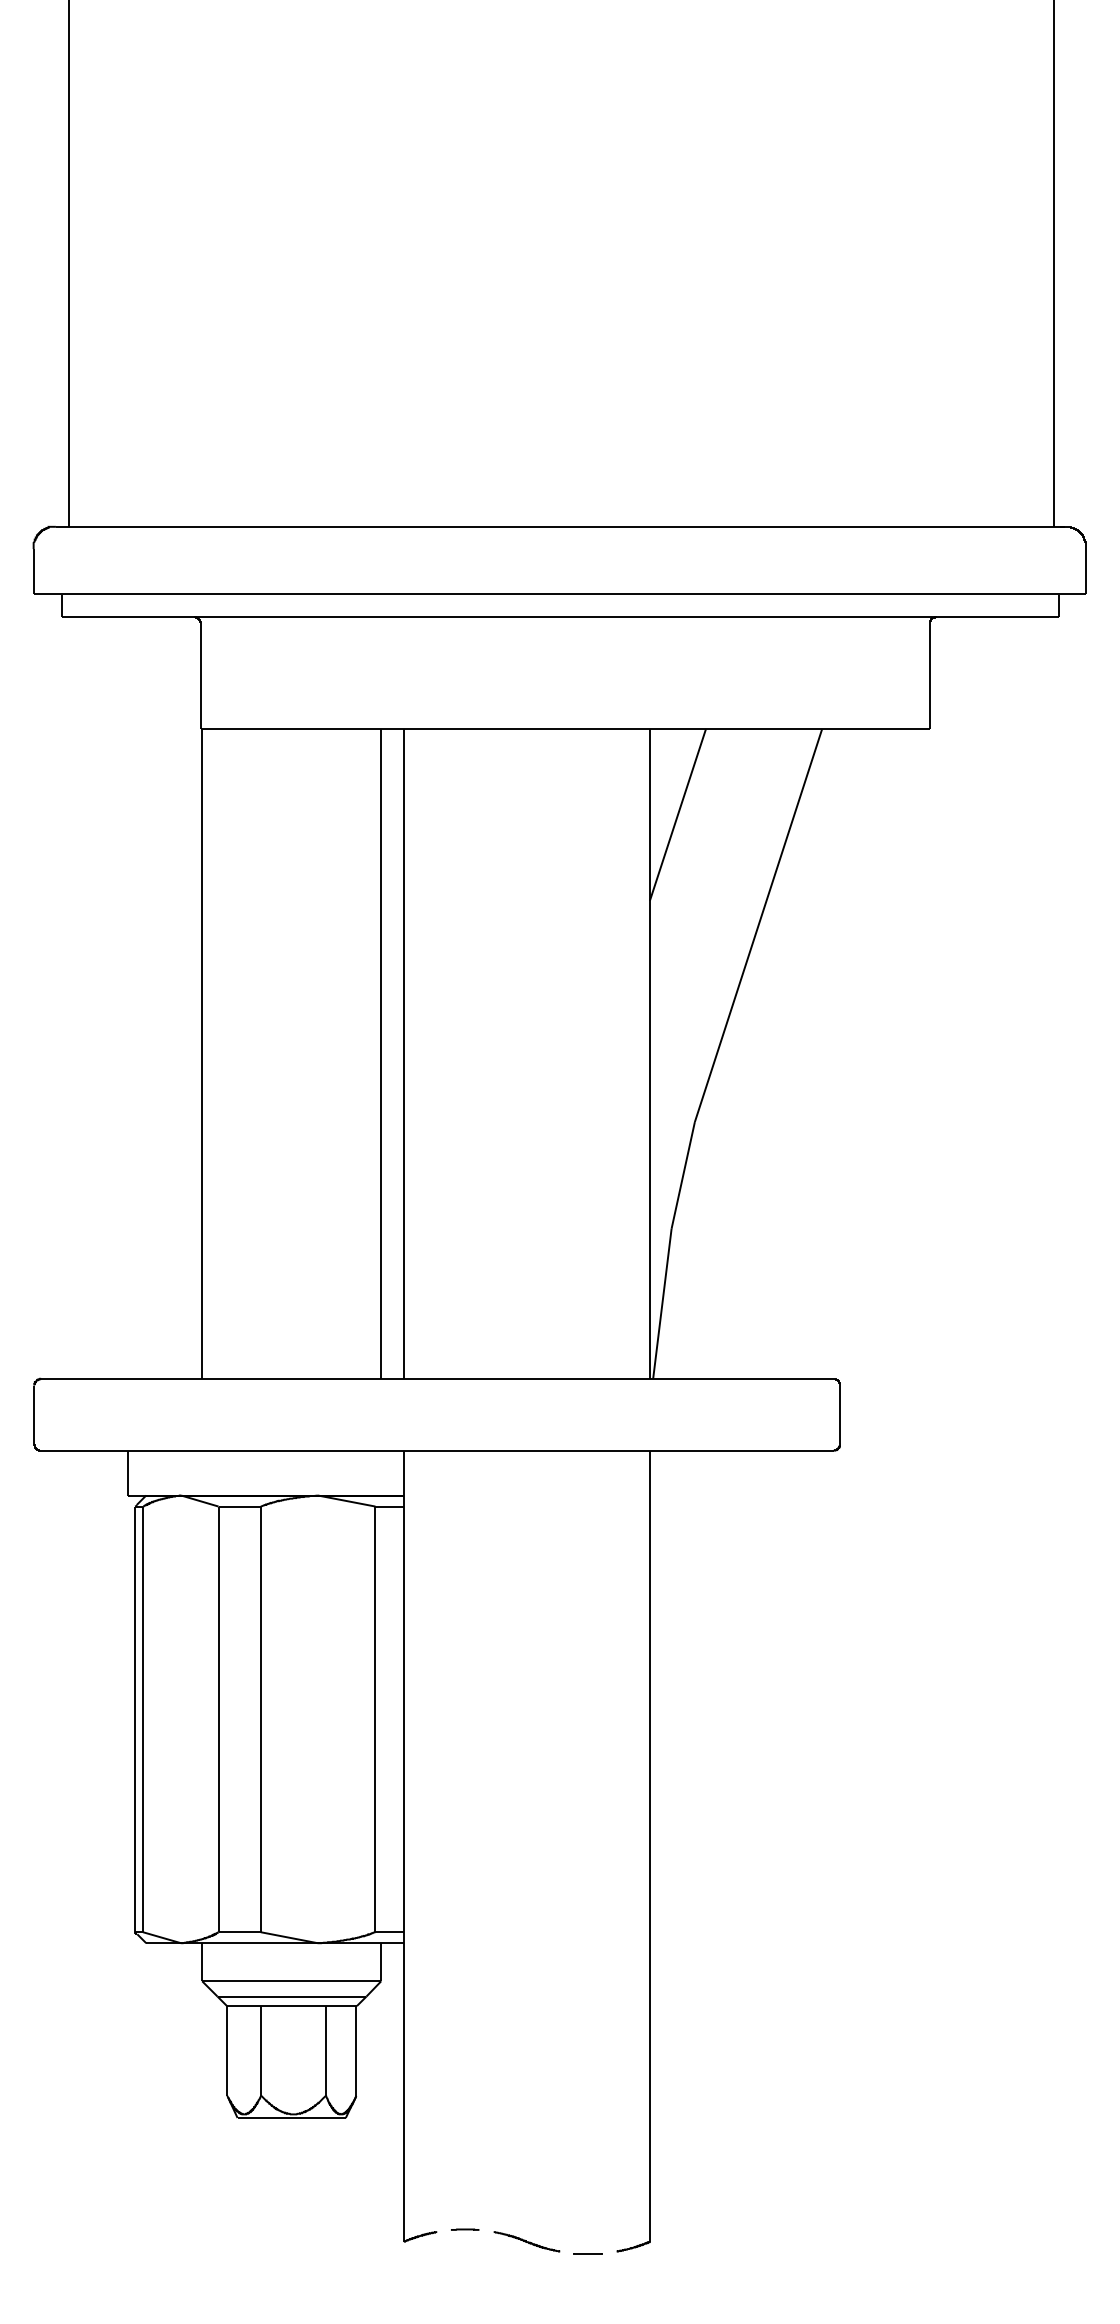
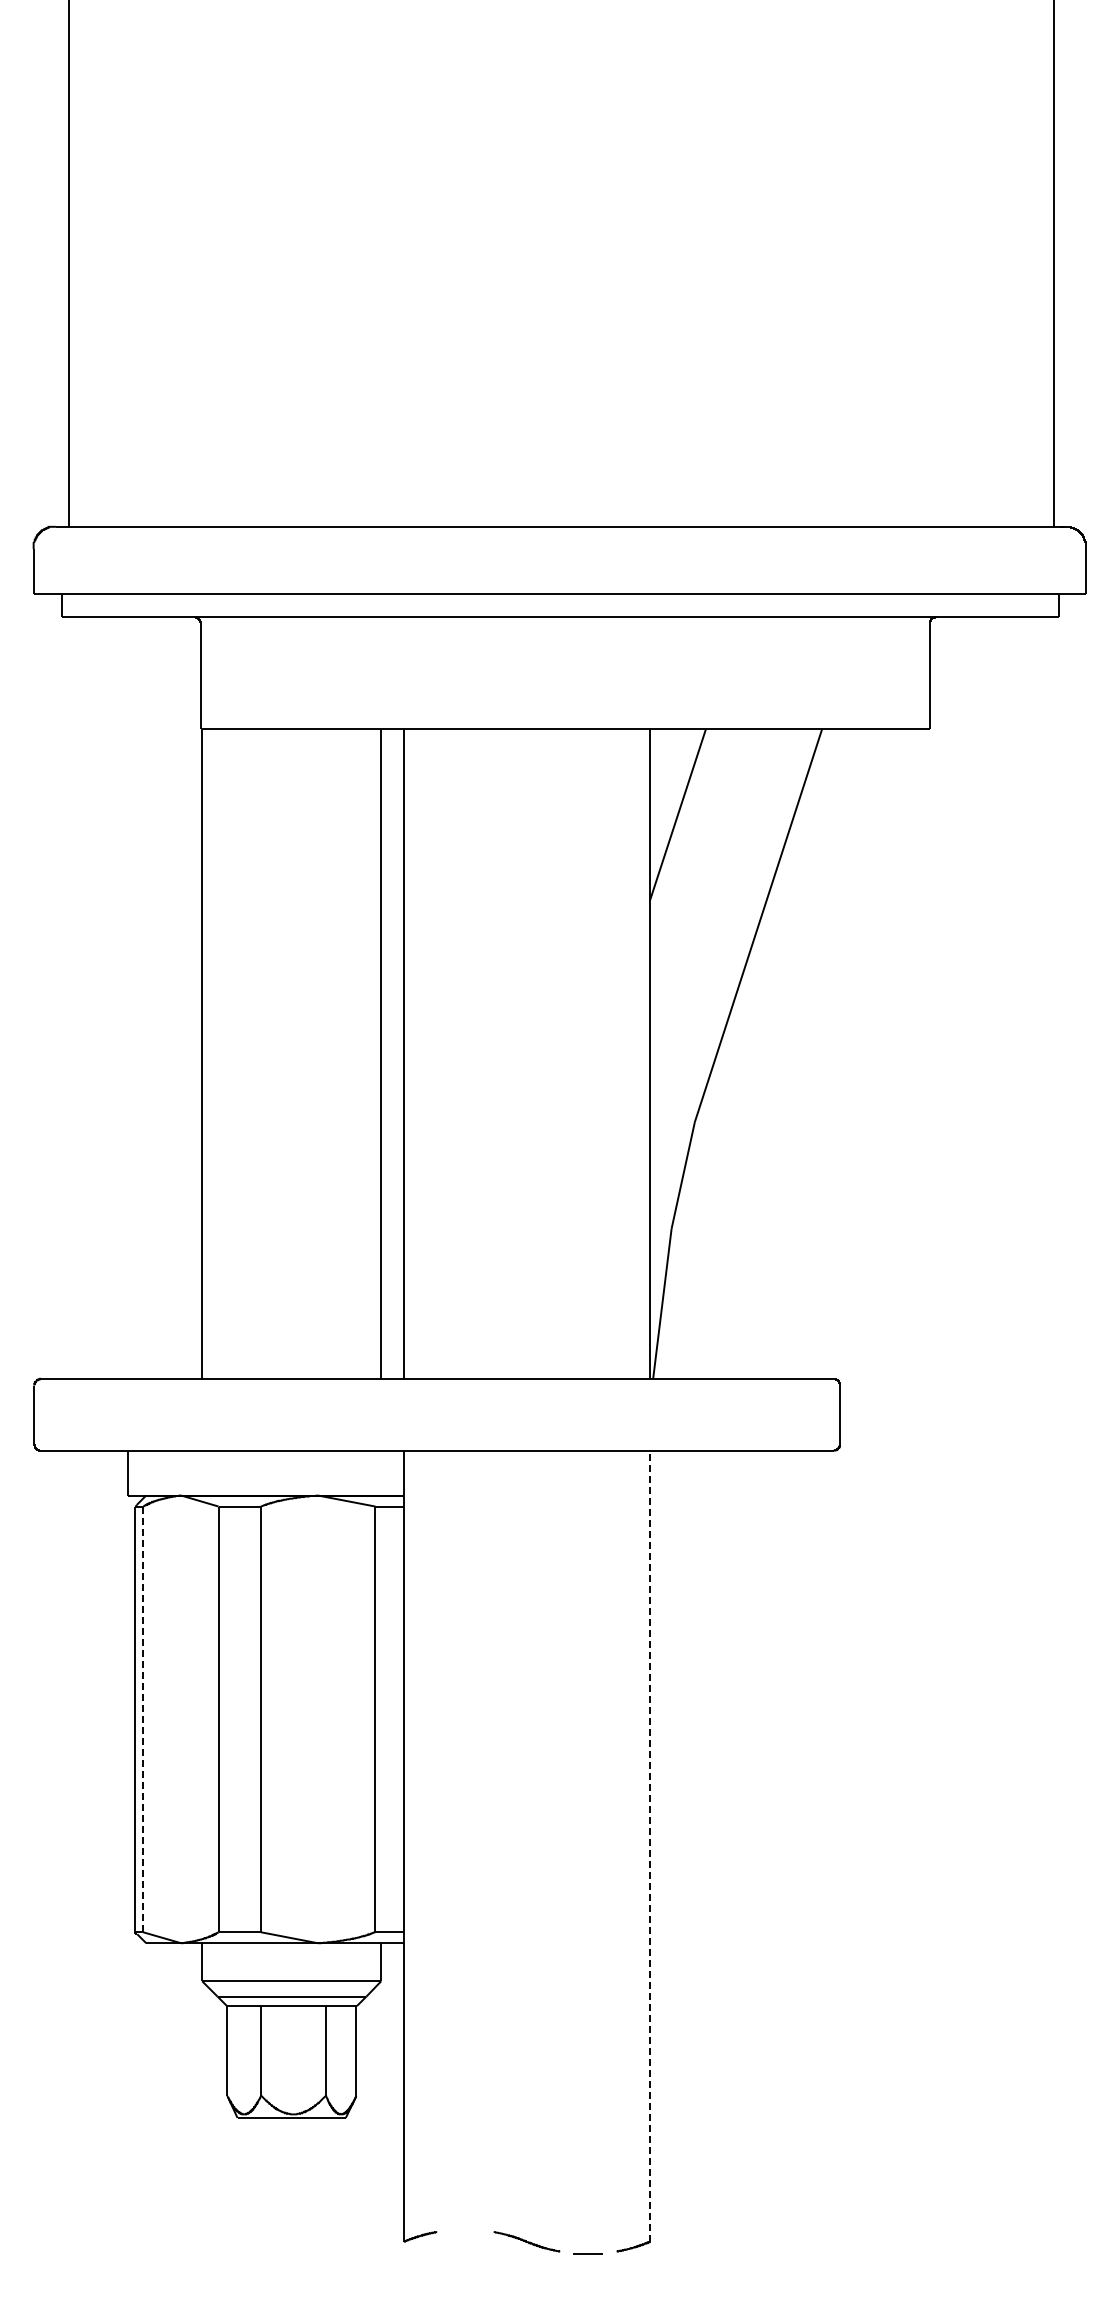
line: solid -> dashed (143, 1719)
line: solid -> dashed (649, 1846)
line: present -> none (465, 2229)
